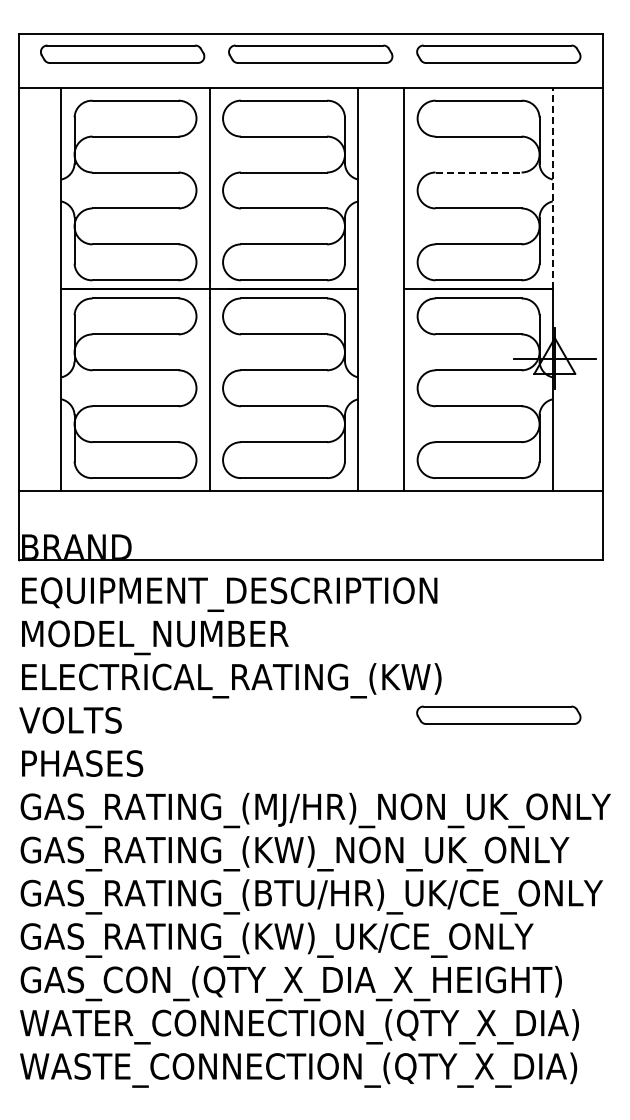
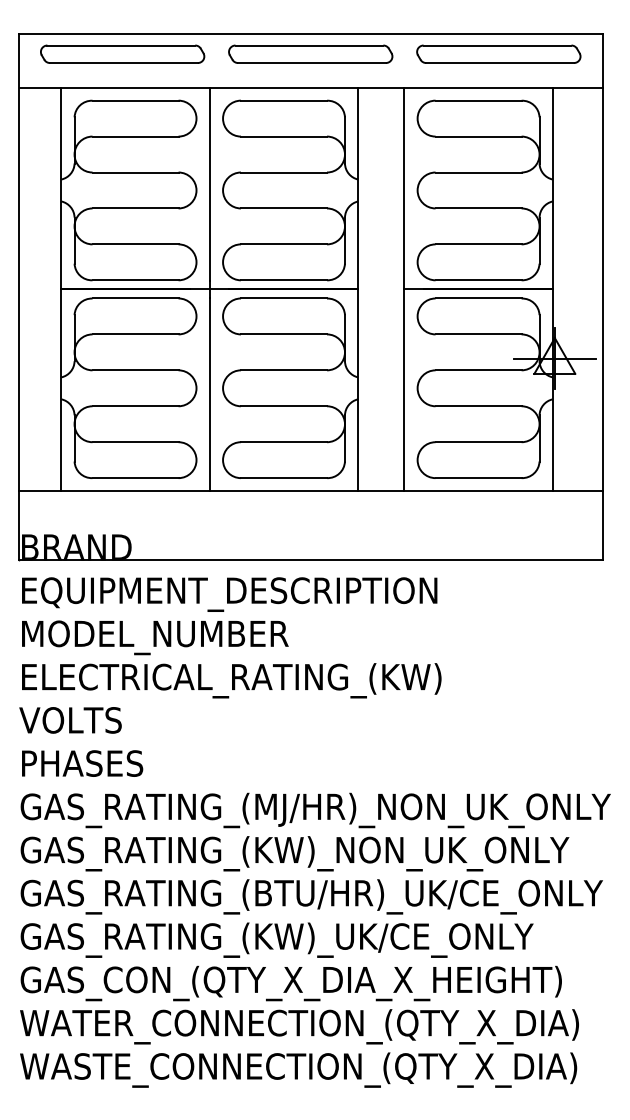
line: dashed -> solid (479, 172)
line: dashed -> solid (552, 188)
part: present -> none (498, 714)
